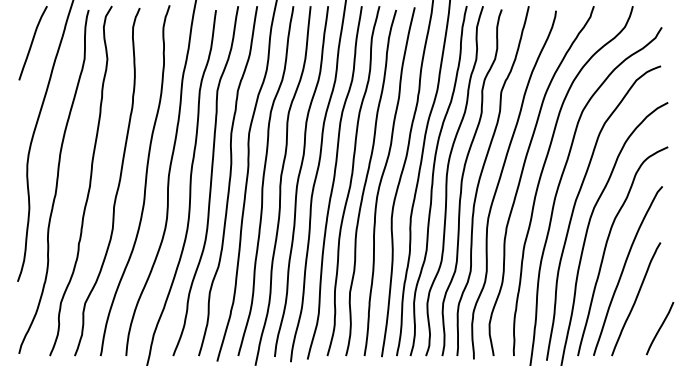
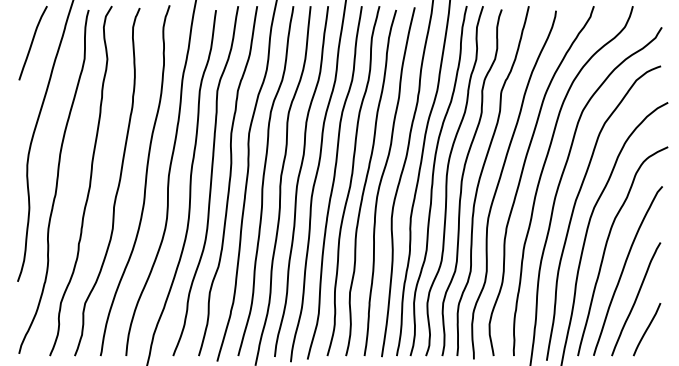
line position: (659, 328) -> (646, 329) (646, 329)
